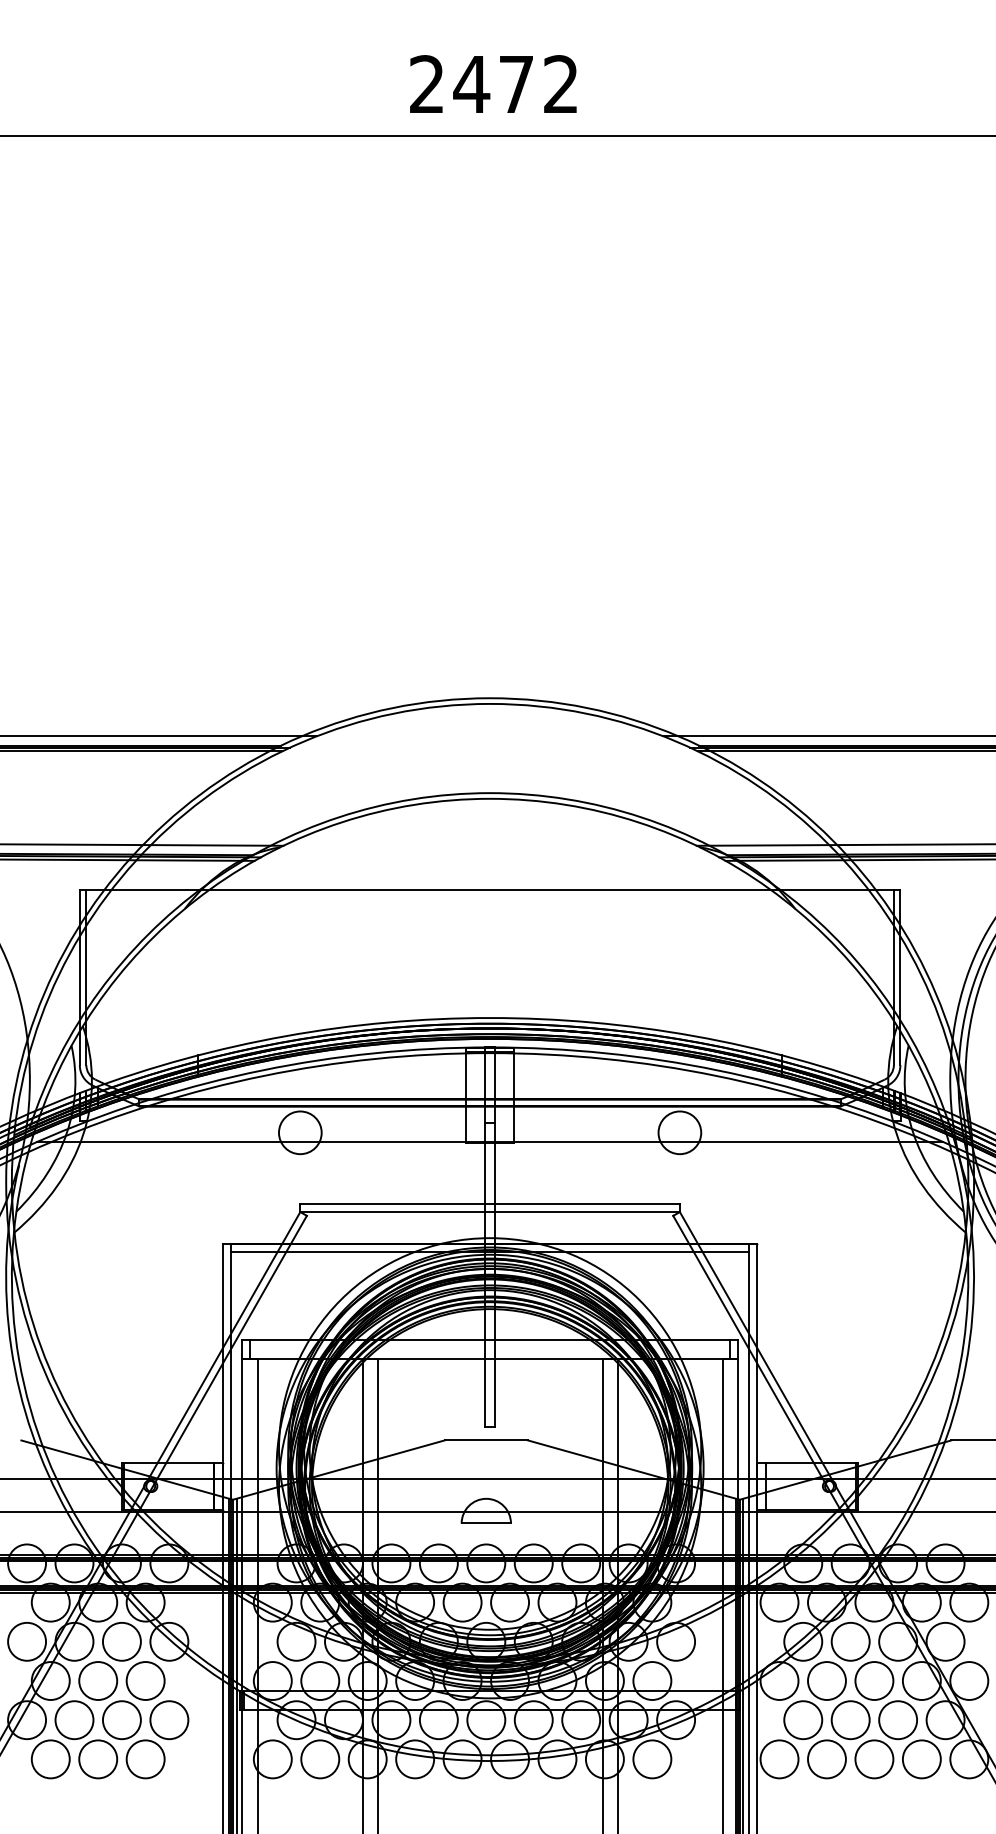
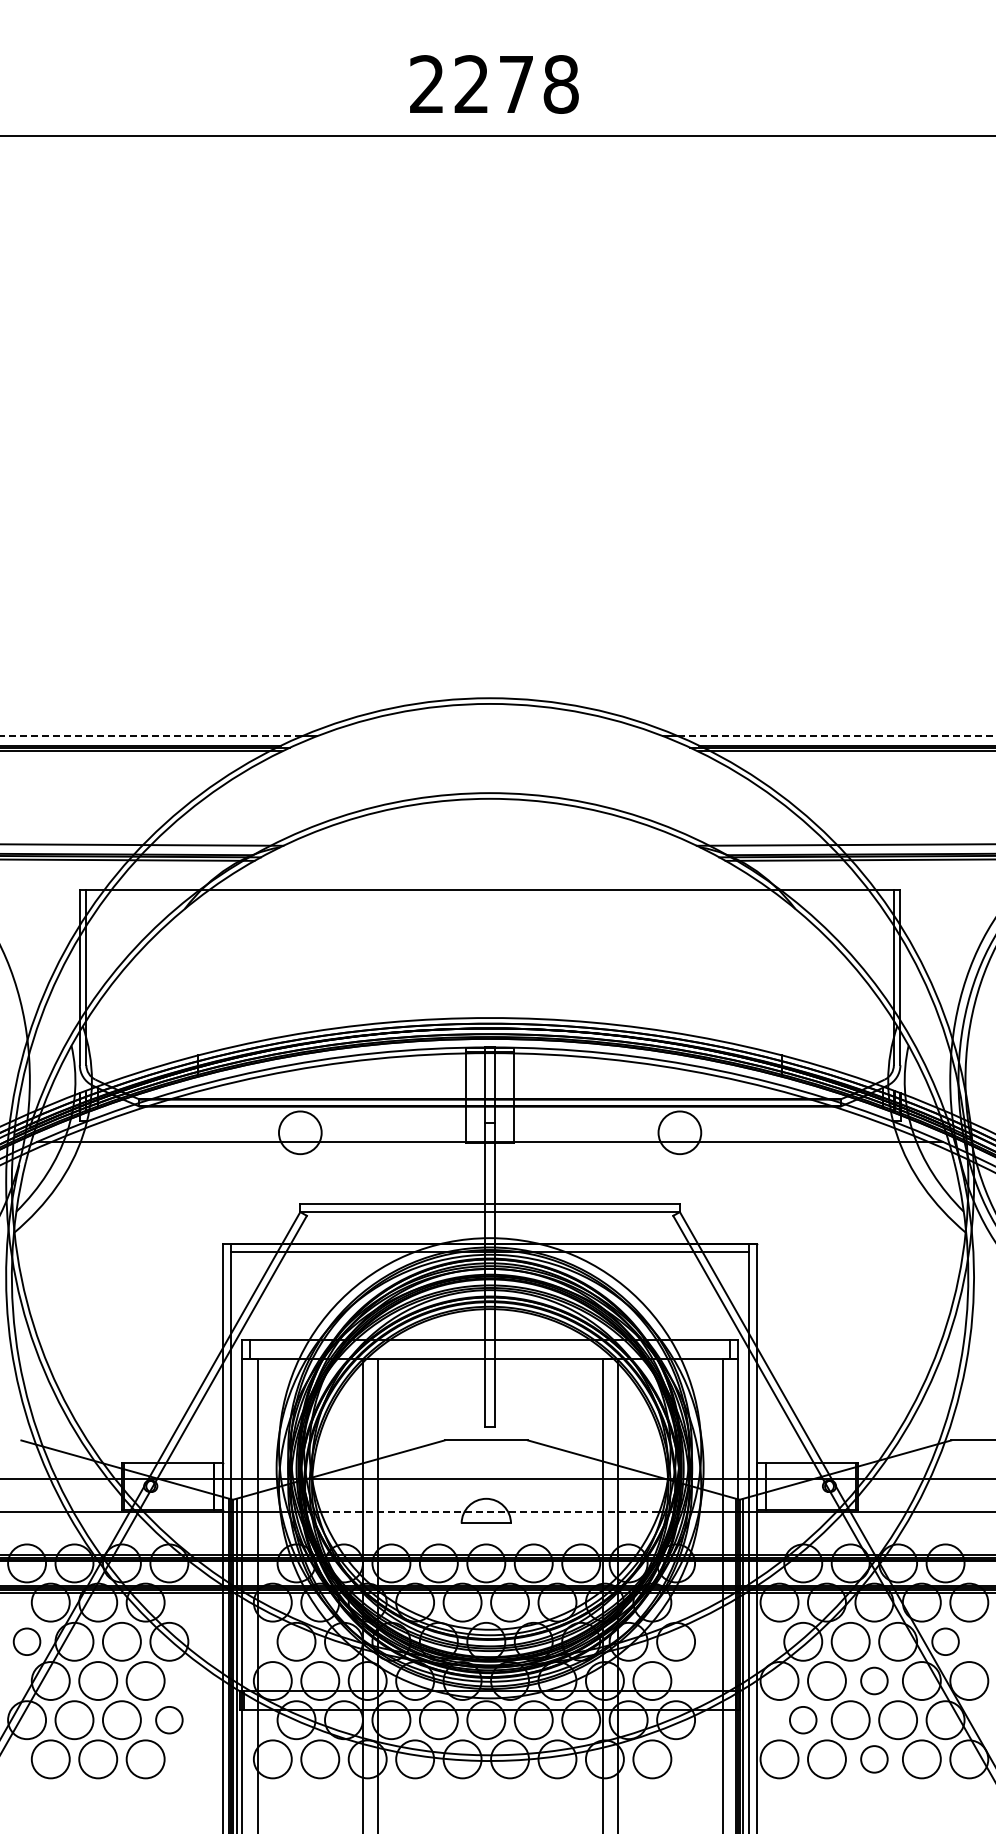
text: 2472 -> 2278 (515, 84)
line: solid -> dashed (151, 736)
line: solid -> dashed (836, 736)
line: solid -> dashed (489, 1512)
circle diameter: 38 px -> 27 px (26, 1641)
circle diameter: 38 px -> 27 px (945, 1641)
circle diameter: 38 px -> 27 px (874, 1680)
circle diameter: 38 px -> 27 px (169, 1719)
circle diameter: 38 px -> 27 px (802, 1719)
circle diameter: 38 px -> 27 px (874, 1759)
